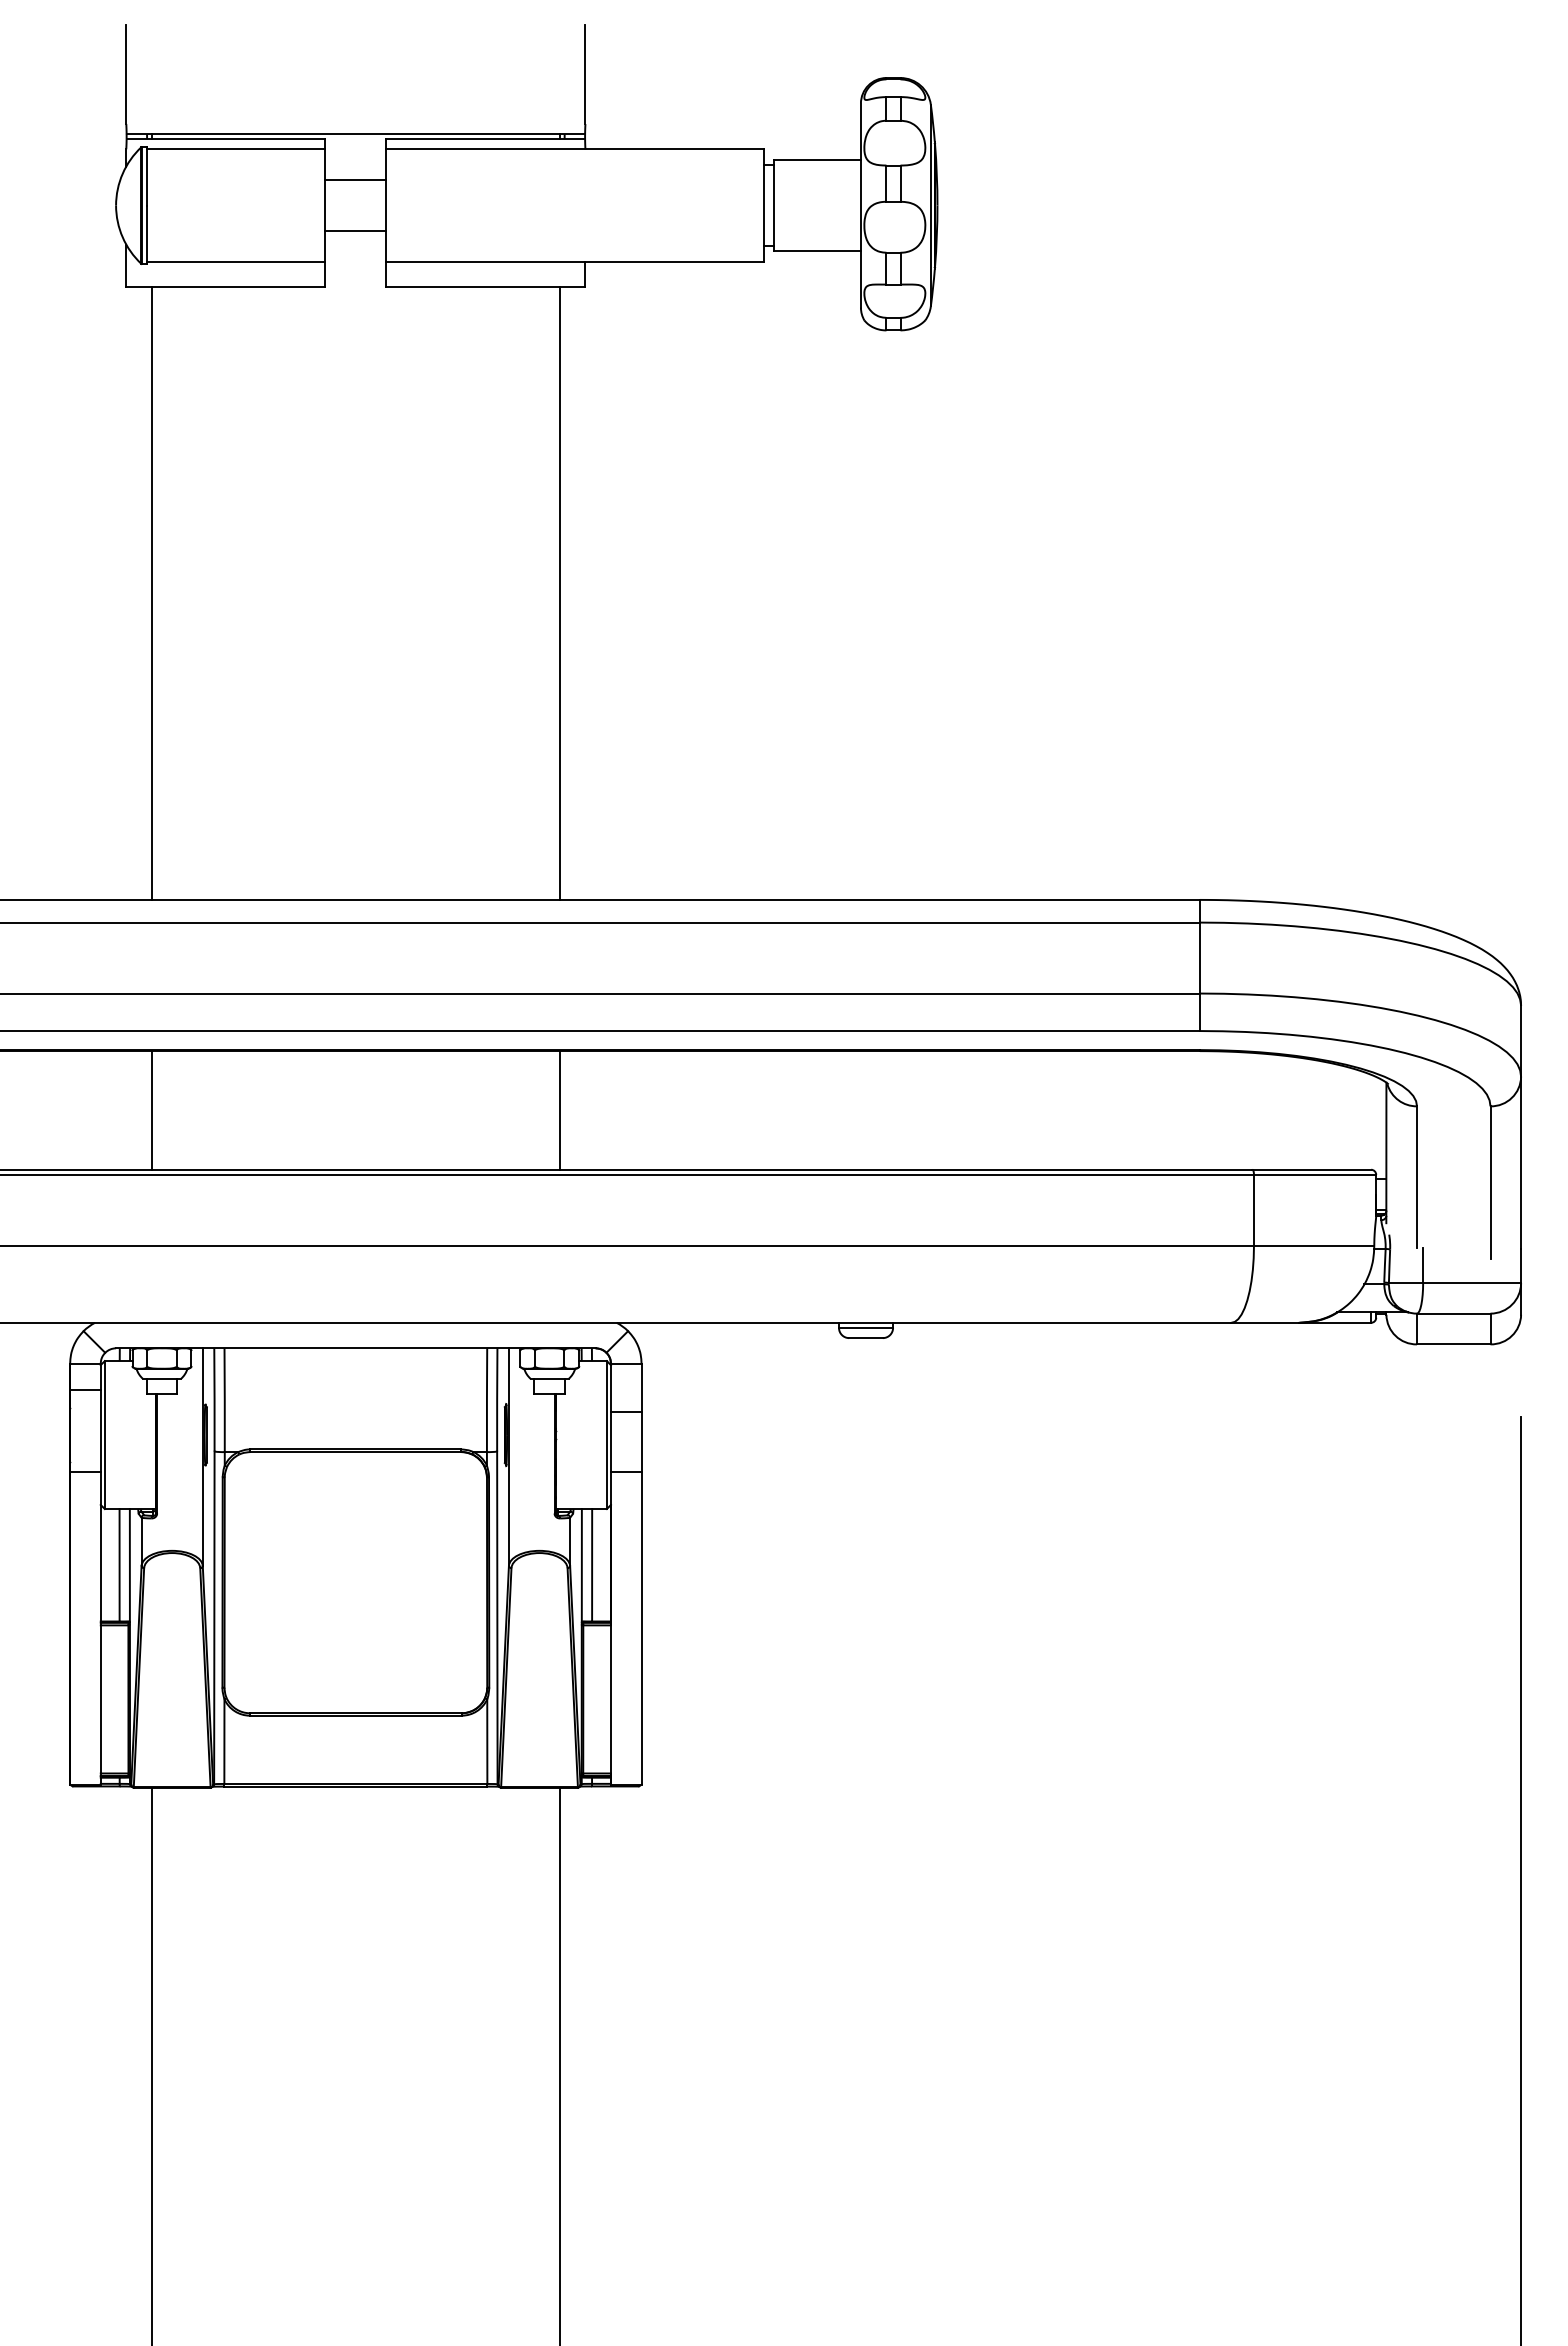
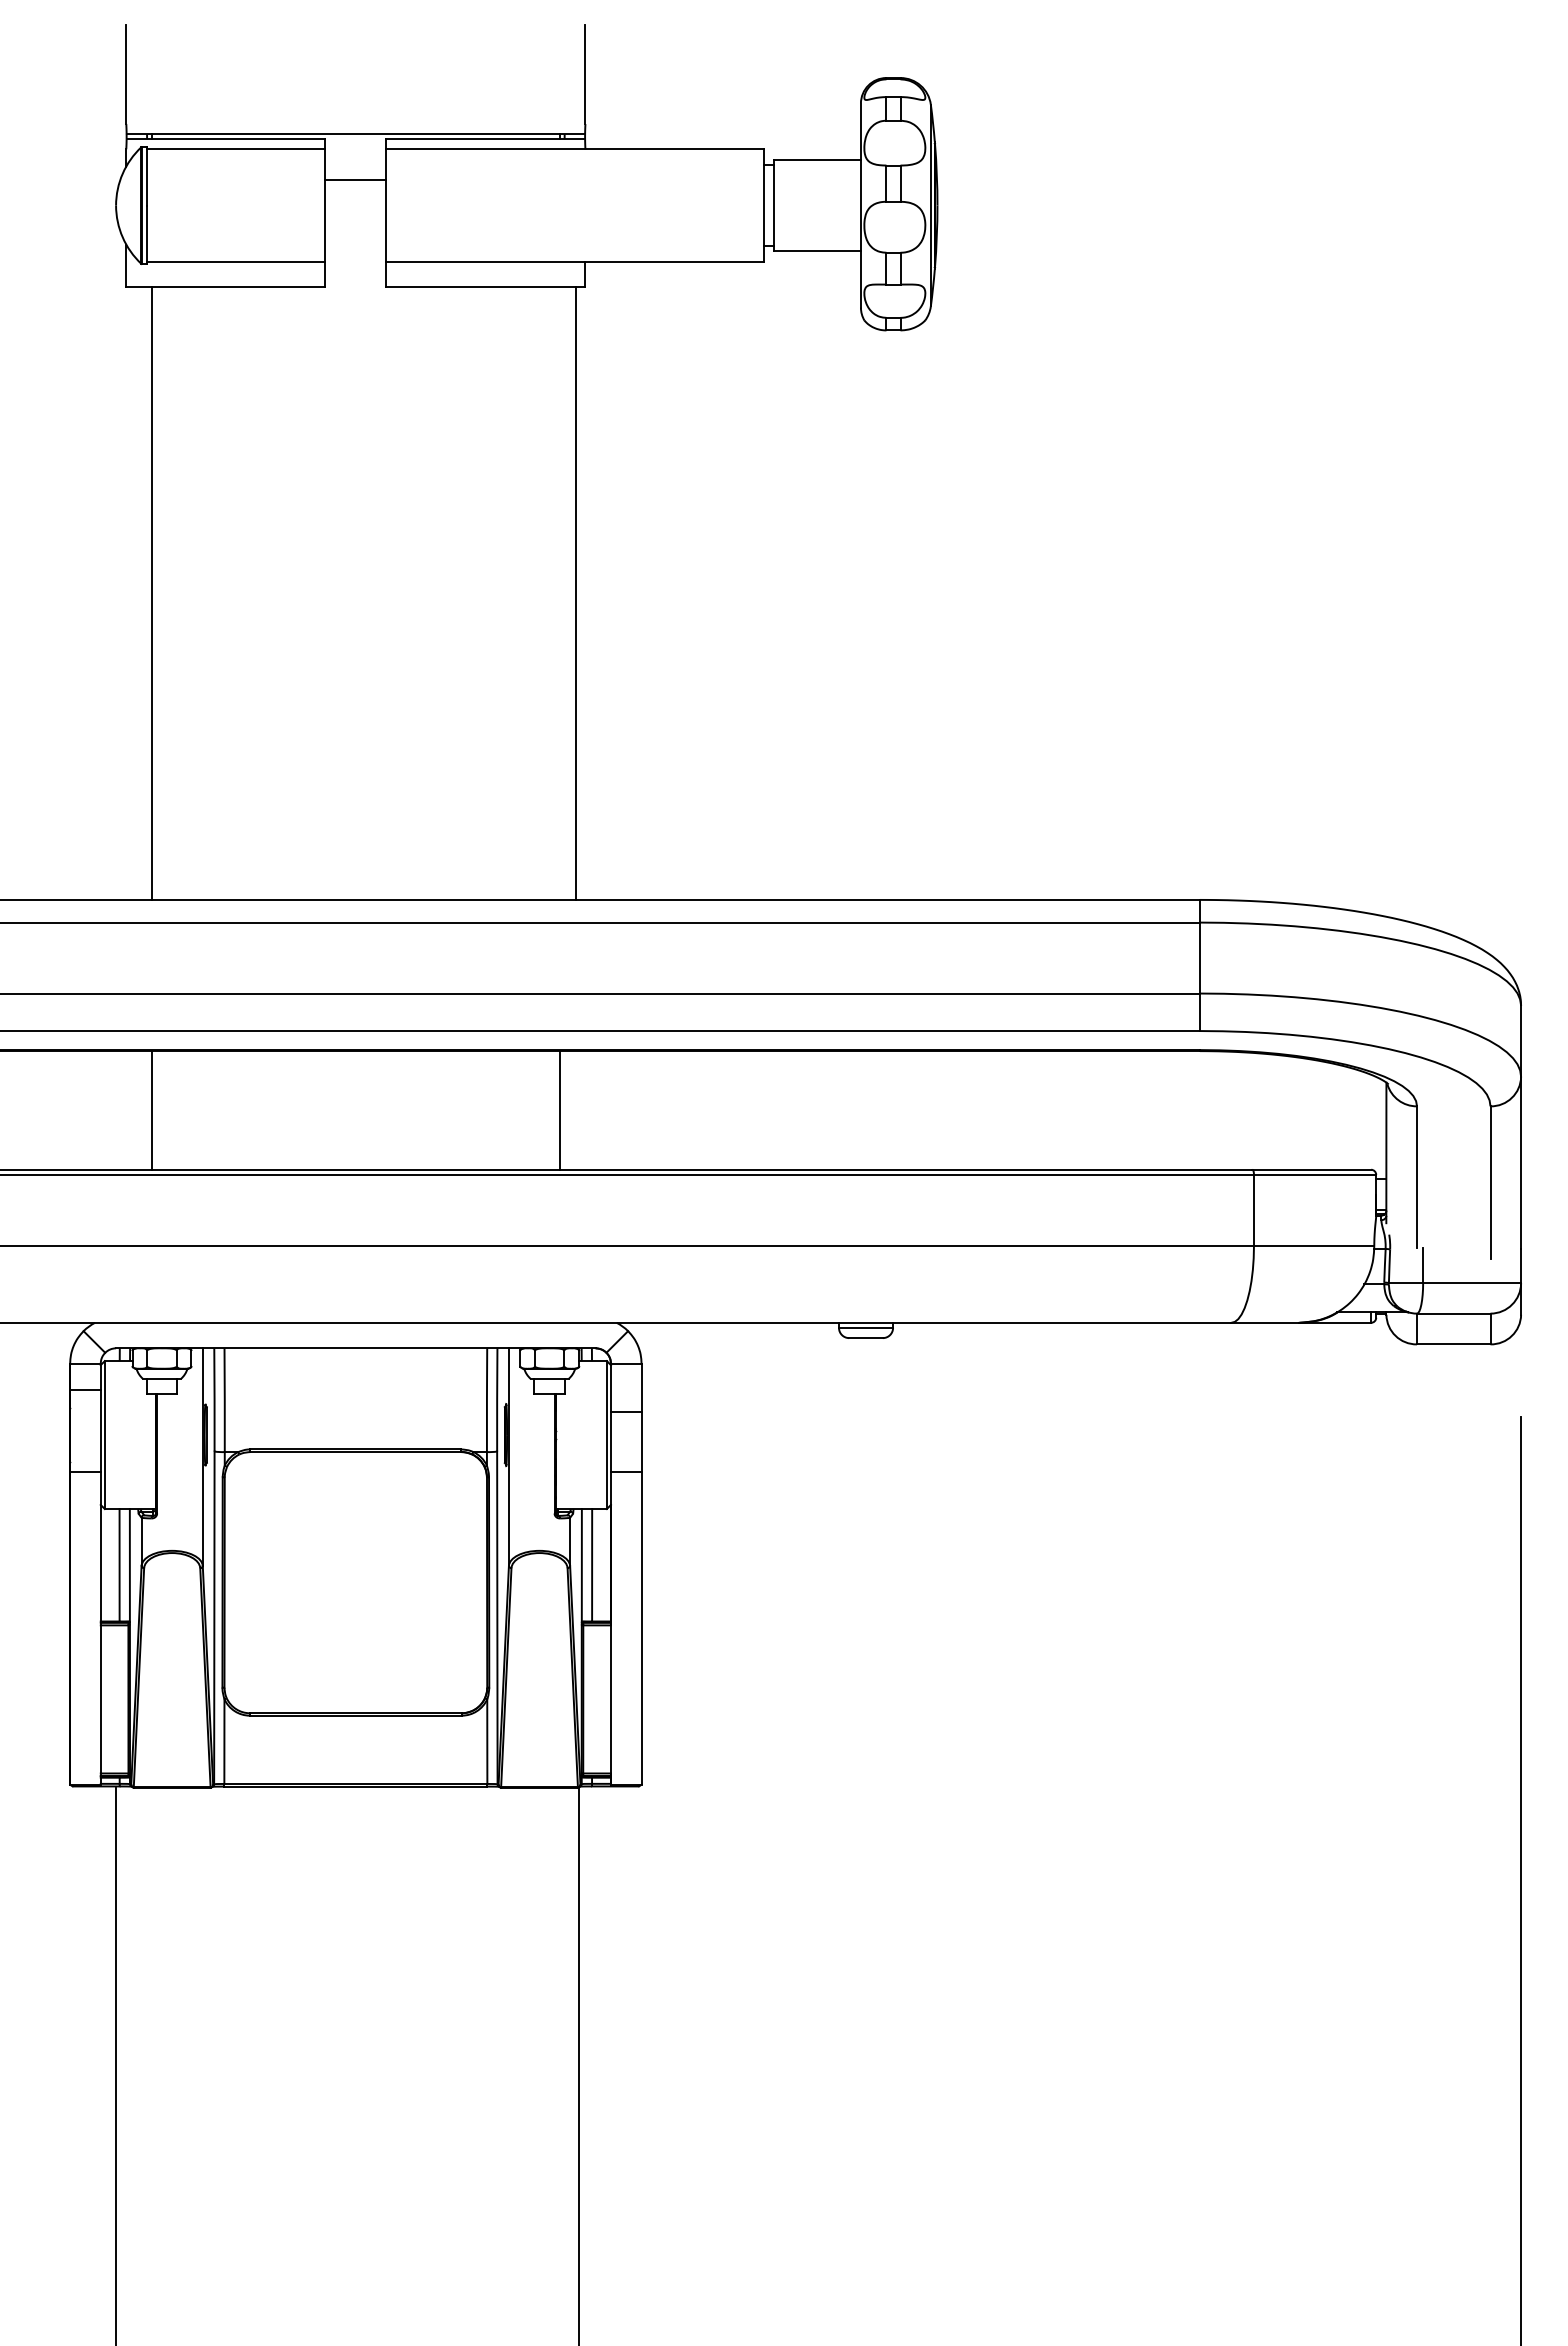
line: present -> none (355, 231)
line position: (559, 593) -> (575, 593) (575, 593)
line position: (151, 2064) -> (115, 2064) (115, 2064)
line position: (559, 2064) -> (578, 2064) (578, 2064)
